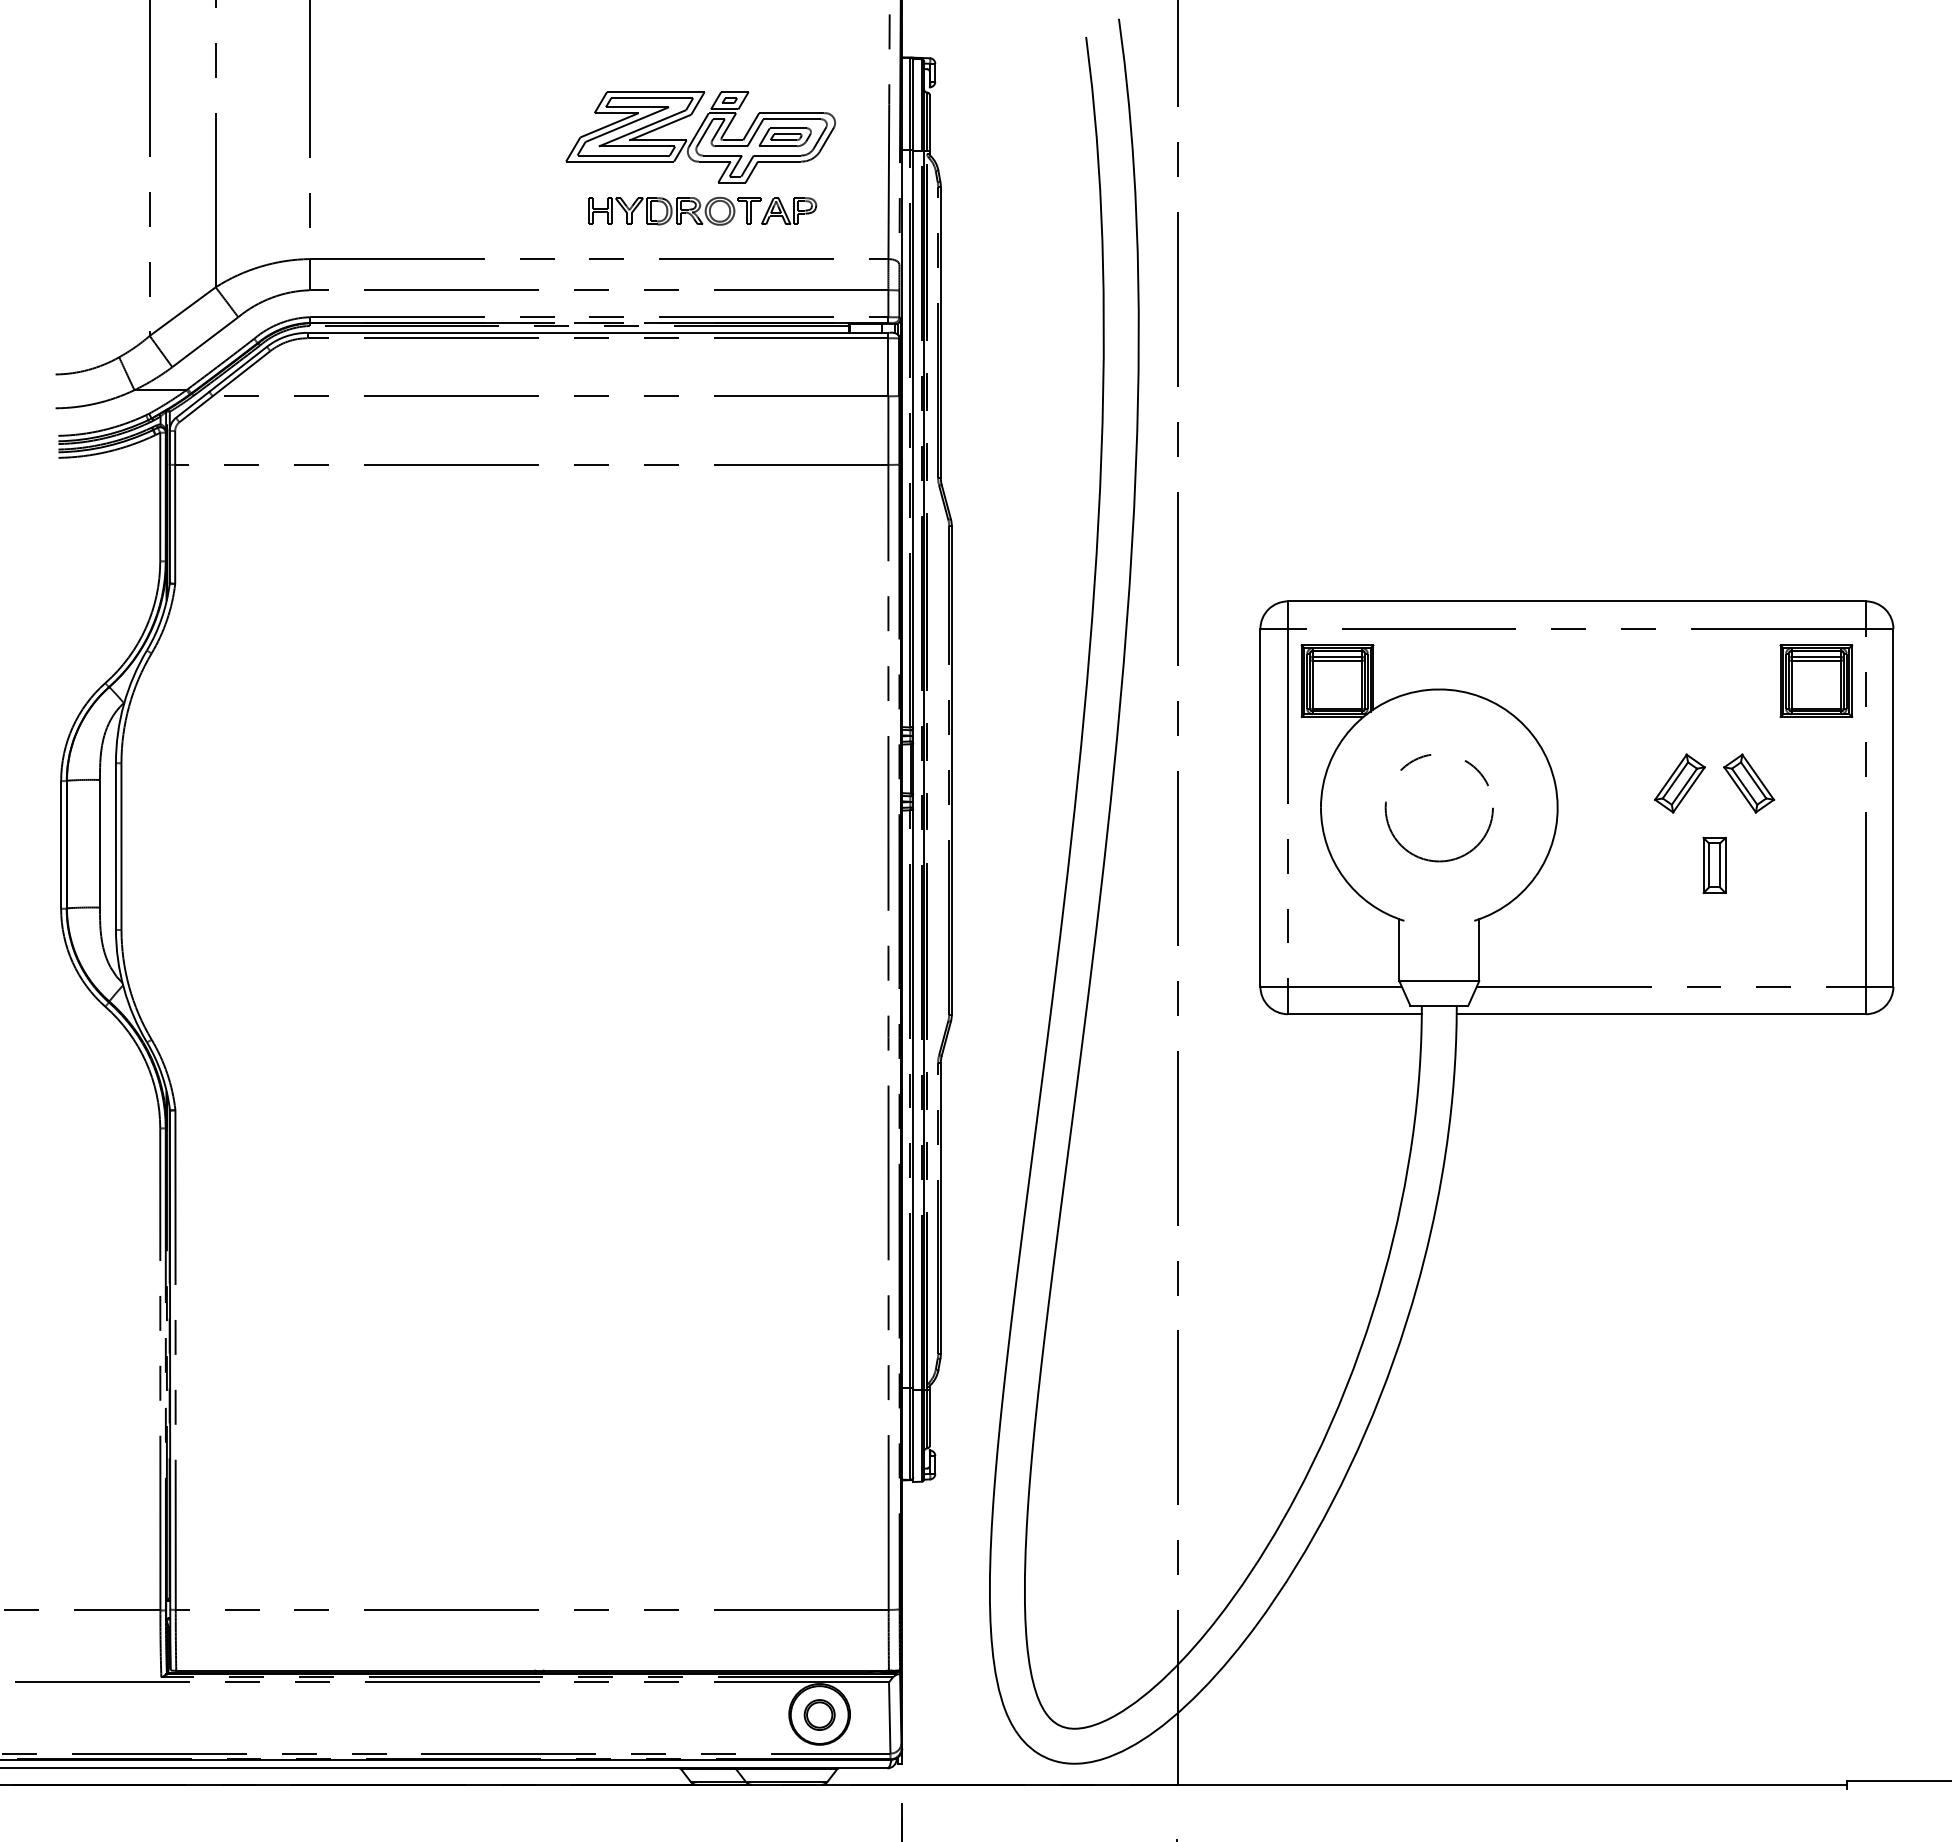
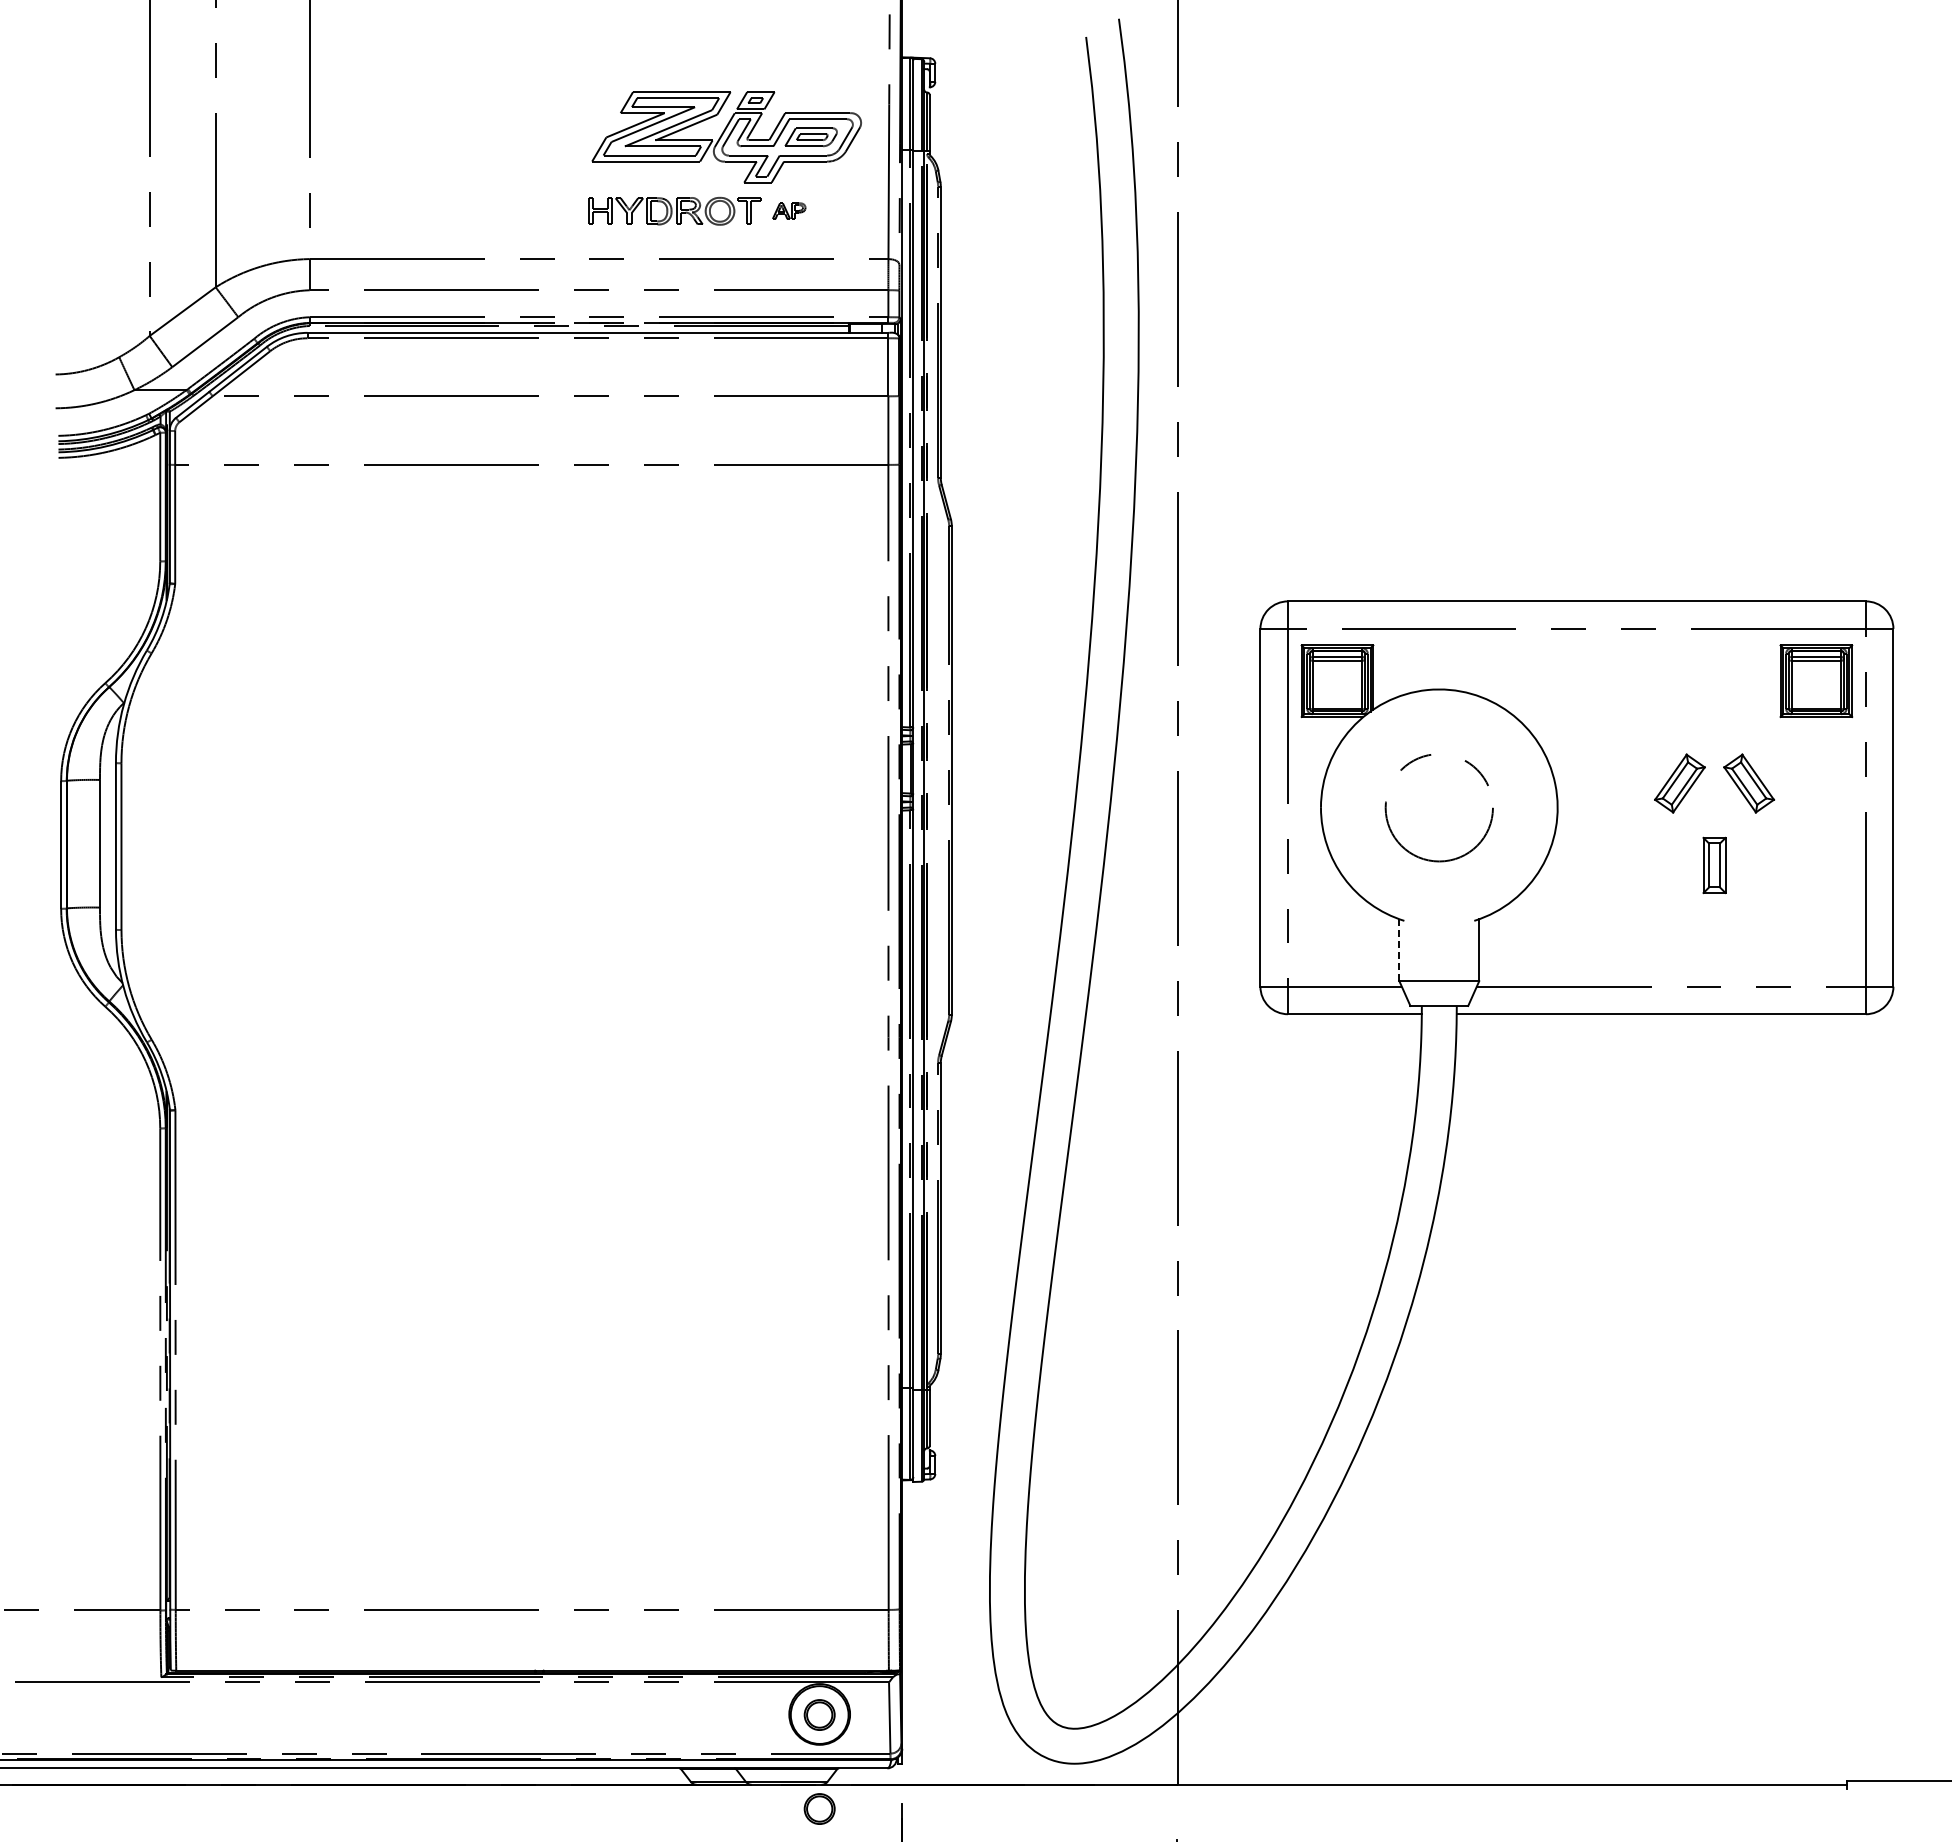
part position: (700, 137) -> (726, 137) (726, 137)
part size: 57x28 px -> 35x18 px (789, 210)
line: solid -> dashed (1399, 950)
part: none -> present (819, 1808)
